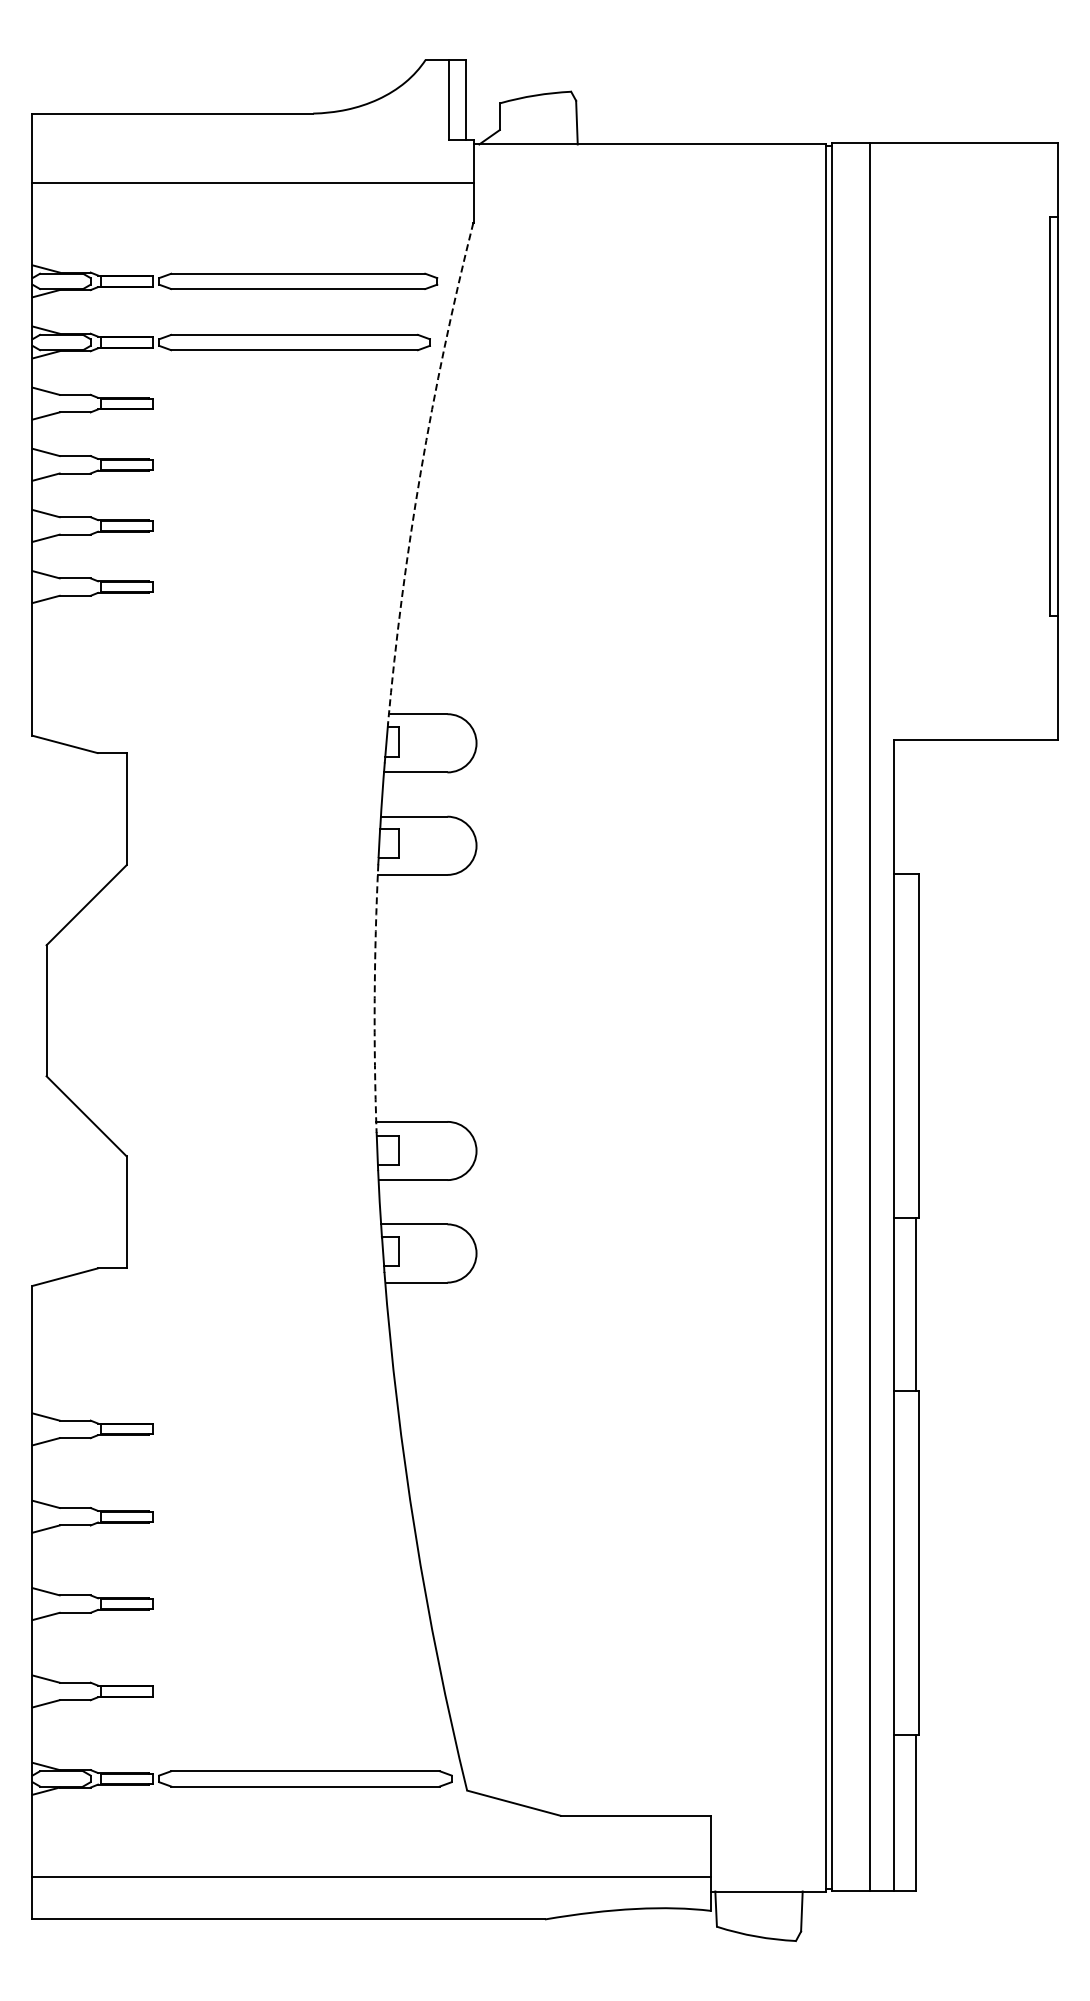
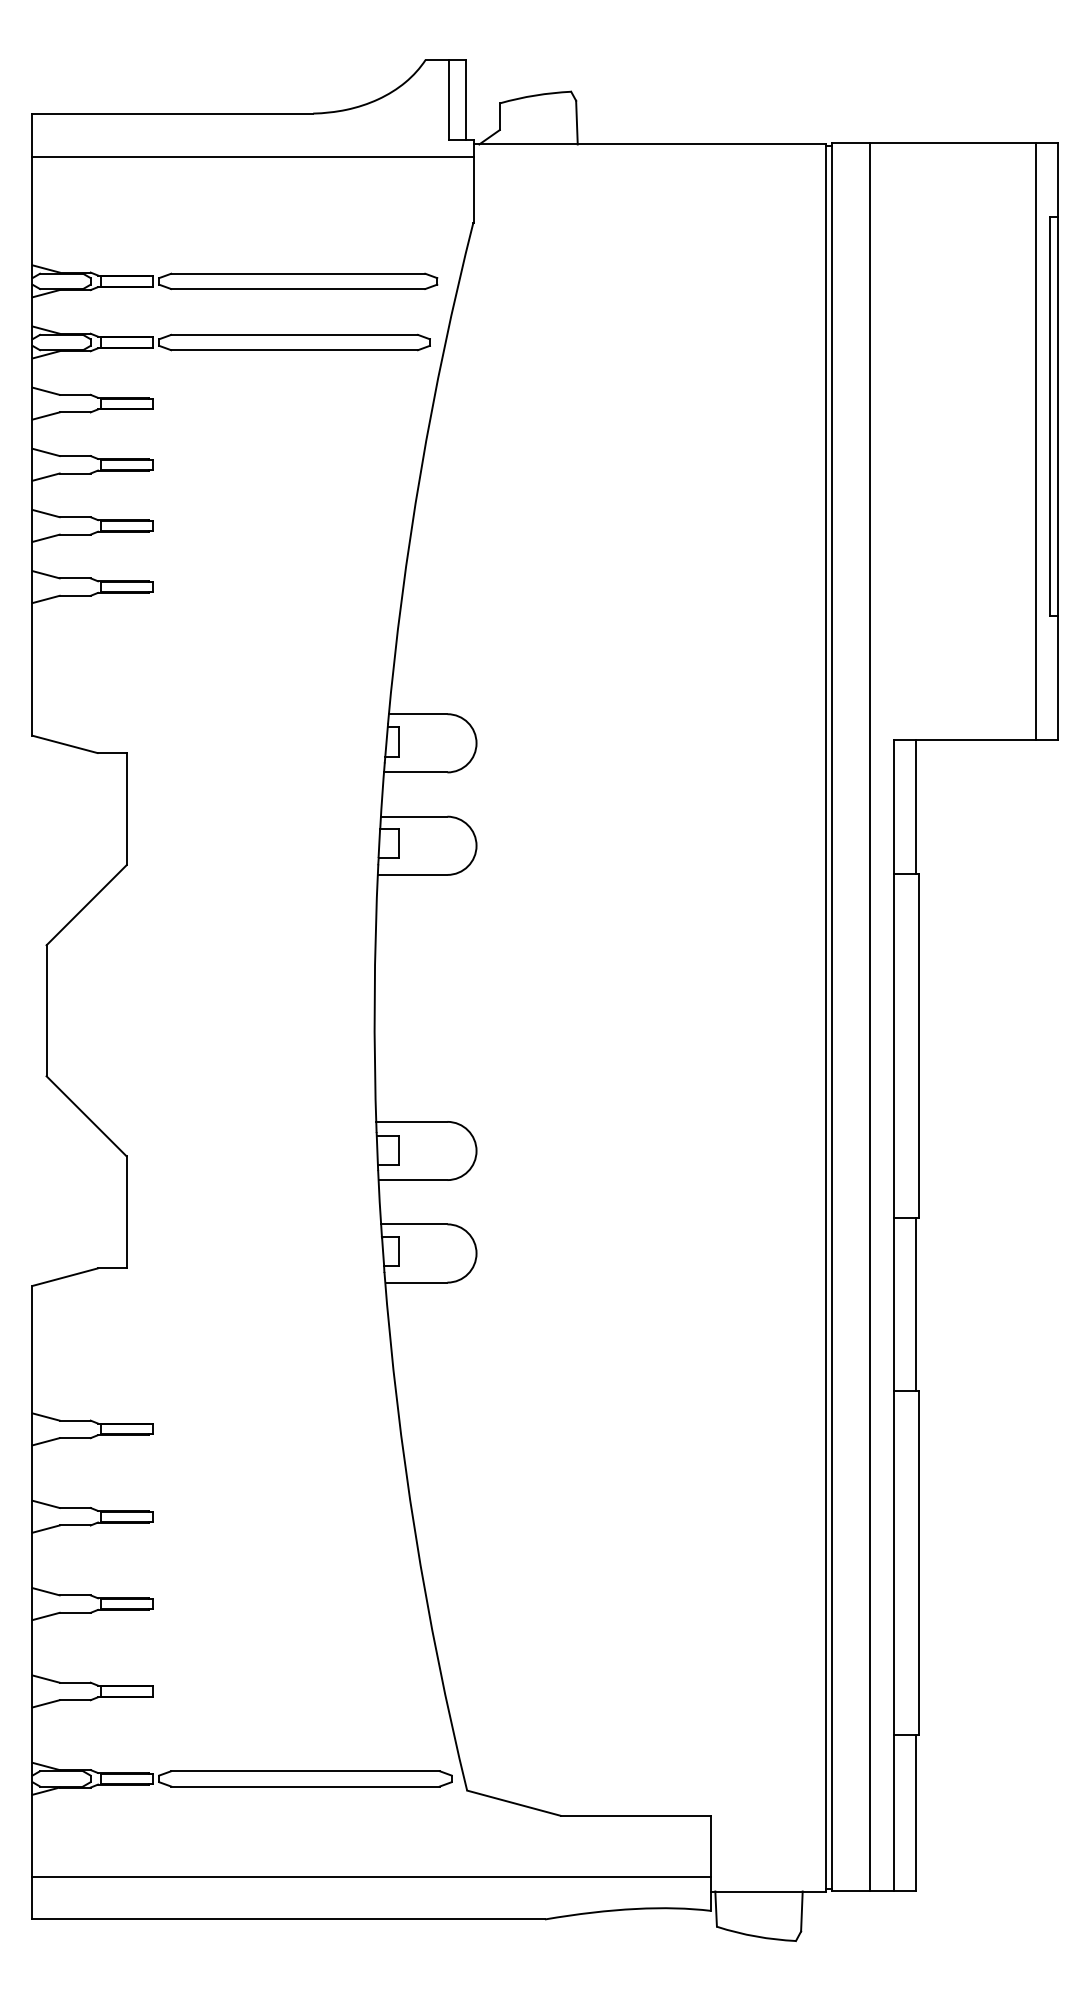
line position: (252, 182) -> (252, 156) (252, 156)
line: none -> present (1035, 440)
arc: dashed -> solid (420, 472)
line: none -> present (916, 806)
arc: dashed -> solid (374, 998)
